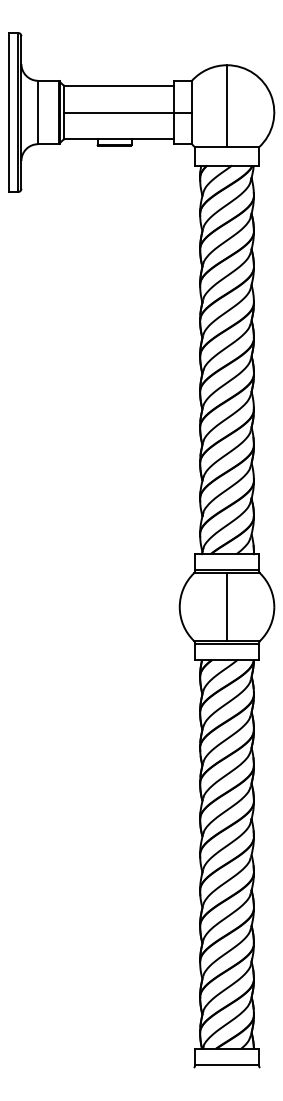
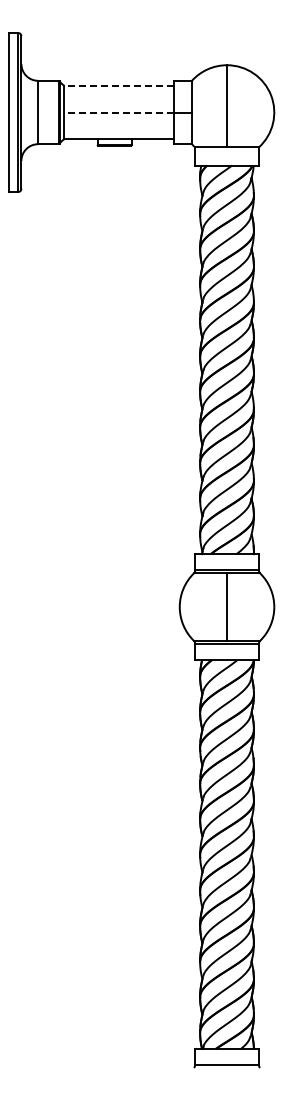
line: solid -> dashed (119, 85)
line: solid -> dashed (119, 112)
